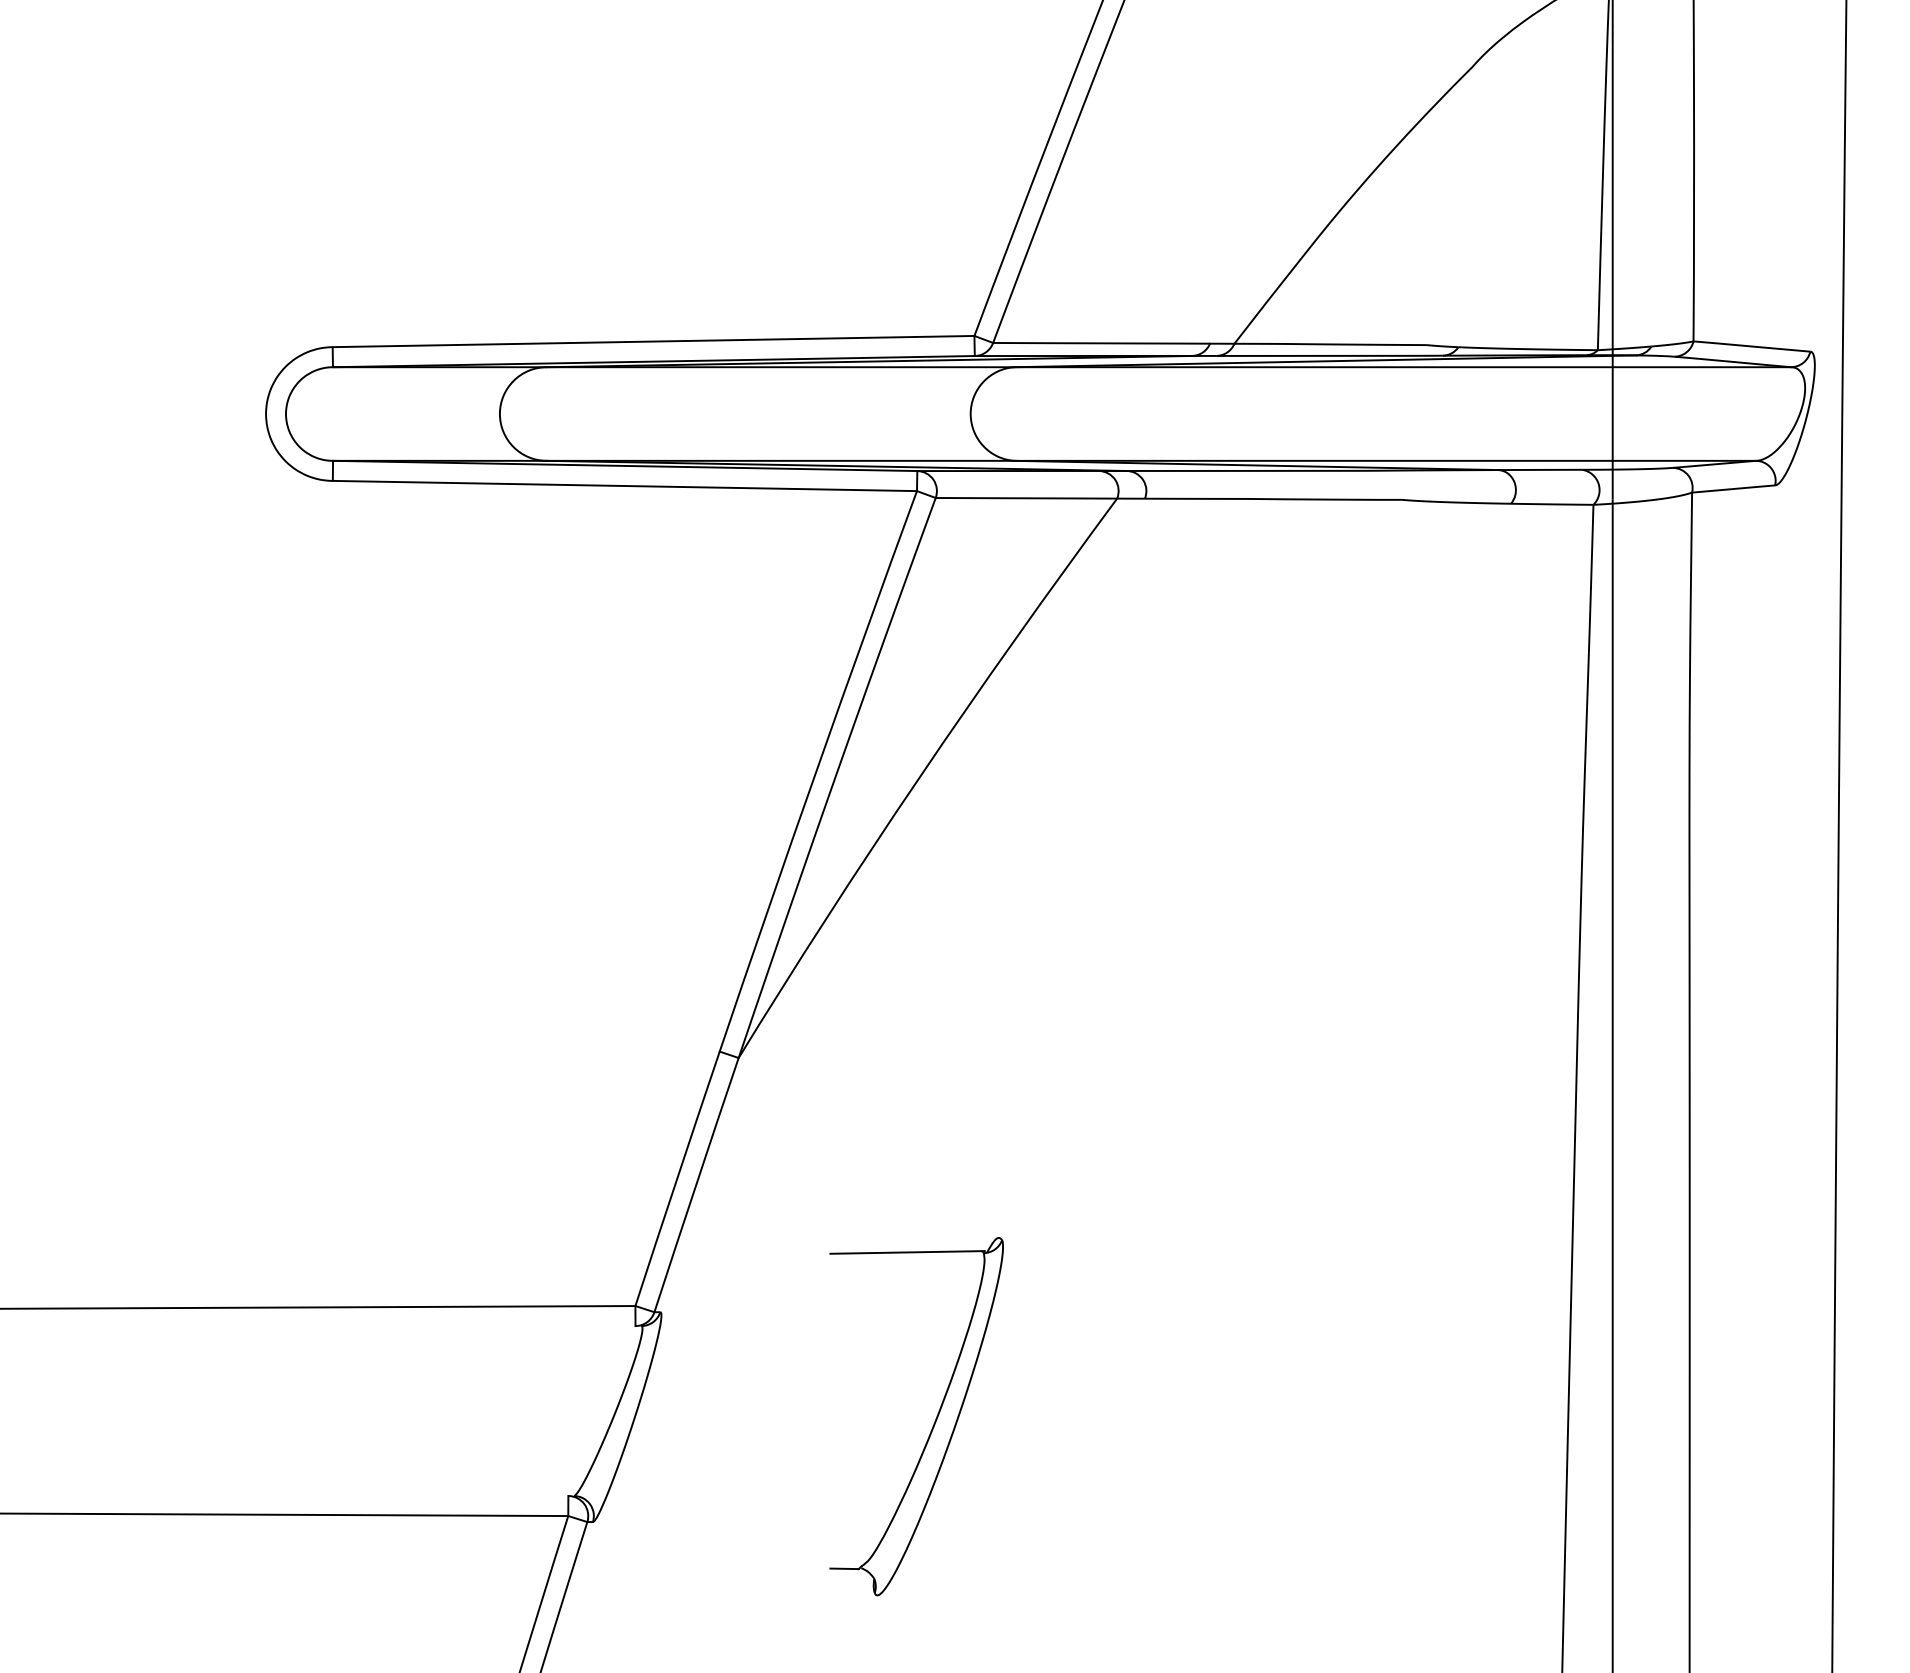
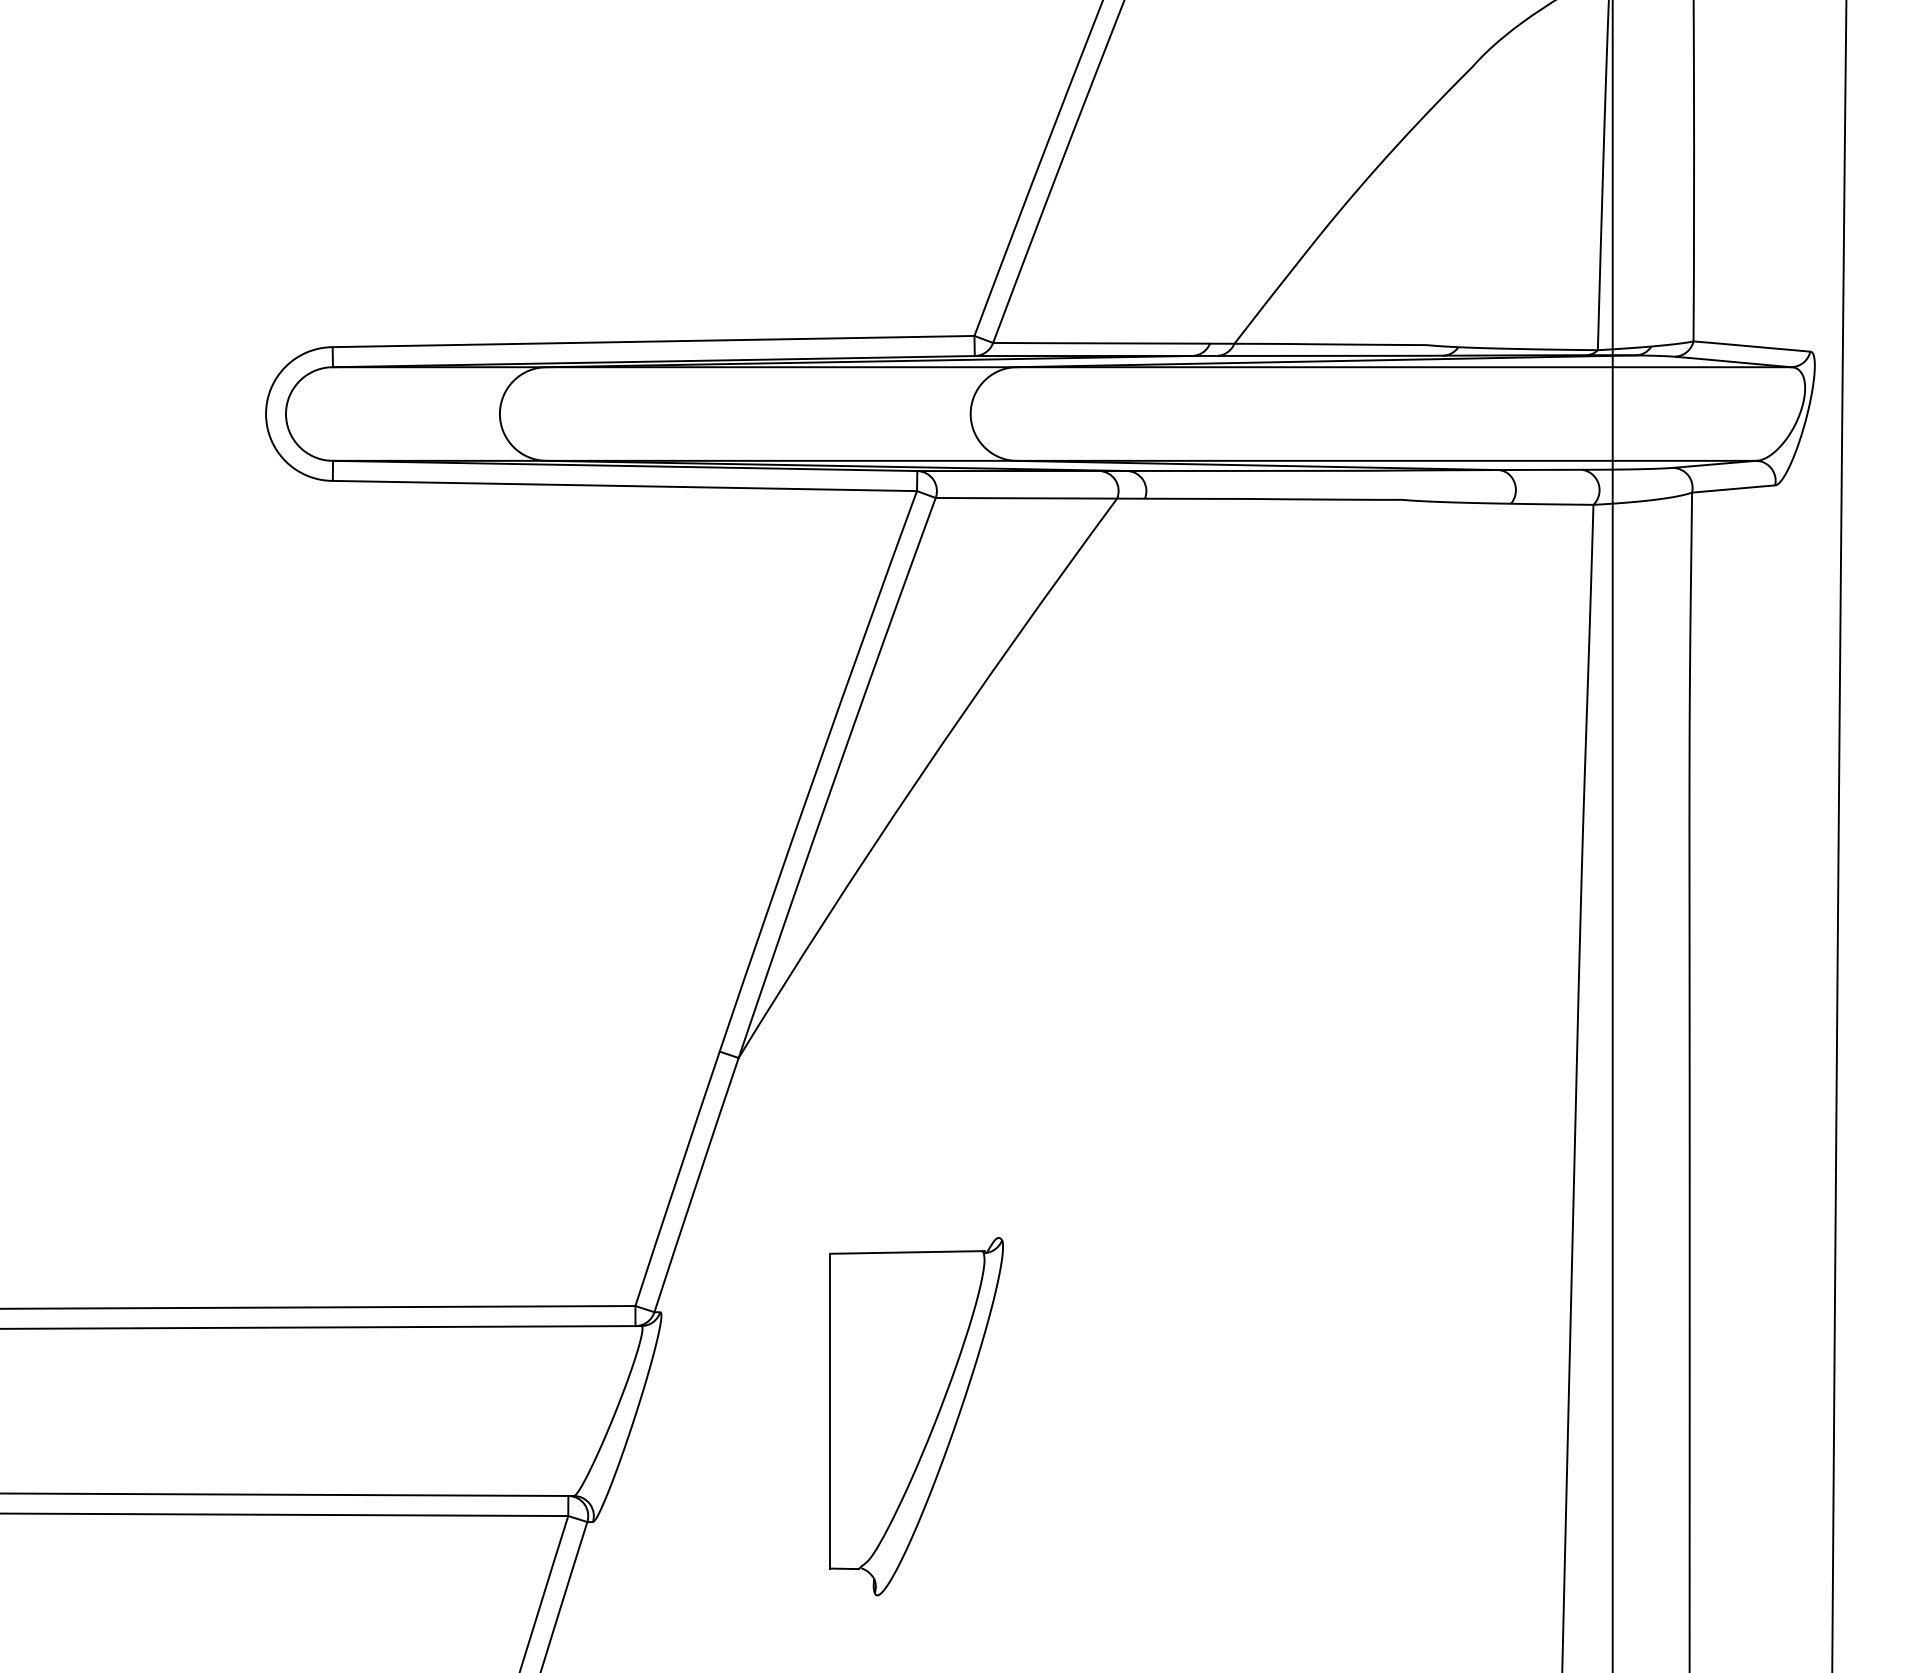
line: none -> present (321, 1327)
line: none -> present (830, 1410)
line: none -> present (287, 1494)
